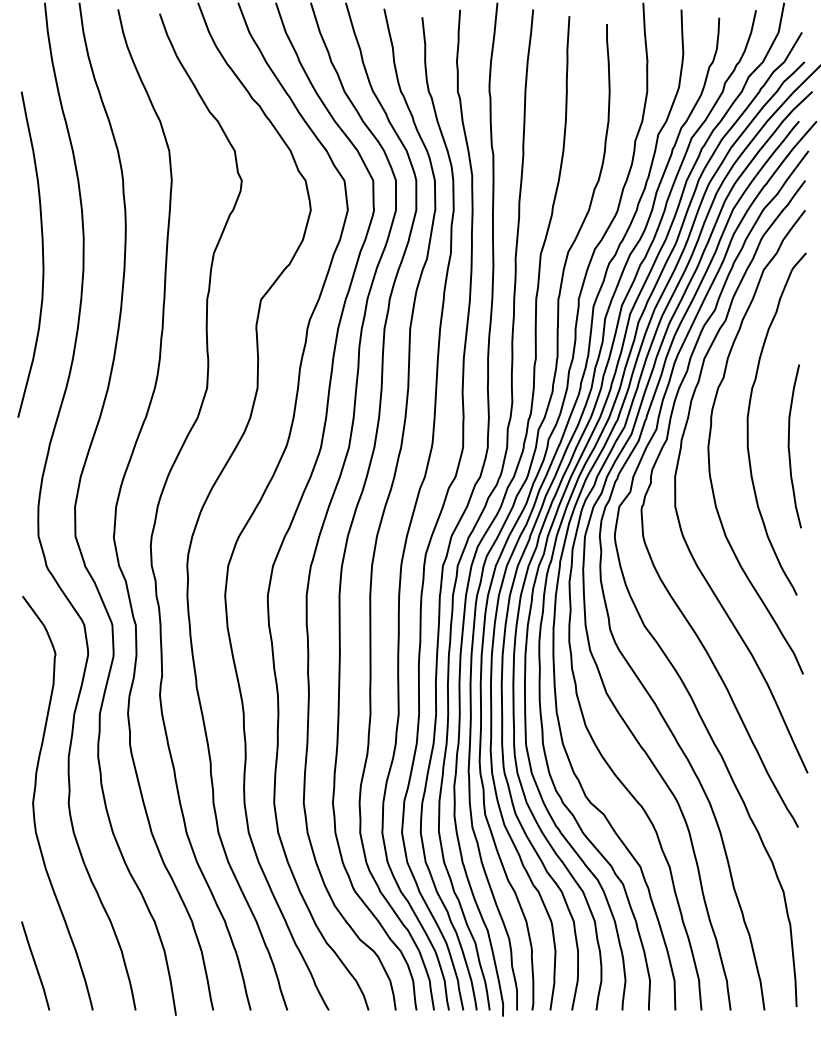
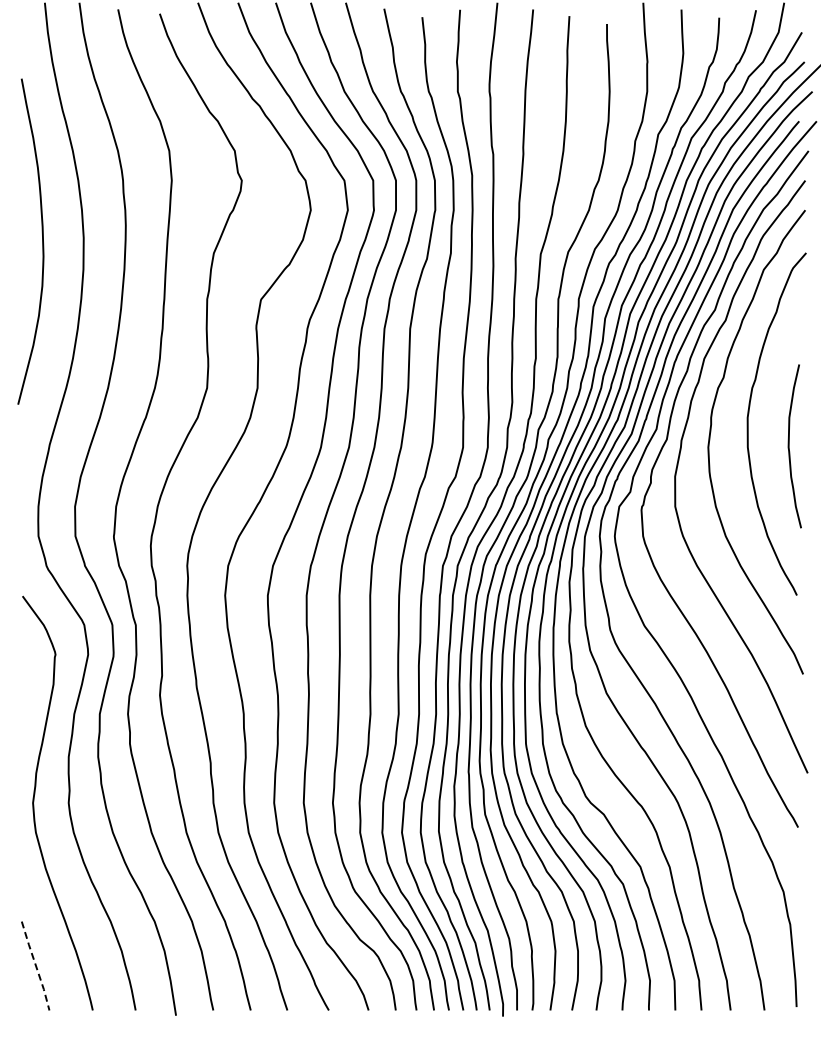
curve position: (42, 254) -> (42, 241) (42, 241)
line: solid -> dashed (35, 965)
